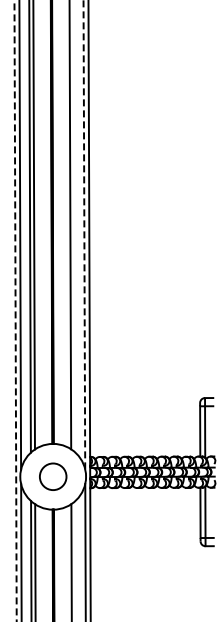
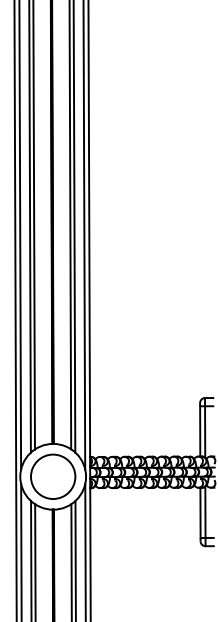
line: none -> present (74, 227)
line: dashed -> solid (84, 234)
line: dashed -> solid (15, 310)
circle diameter: 27 px -> 44 px (52, 476)
line: none -> present (75, 559)
